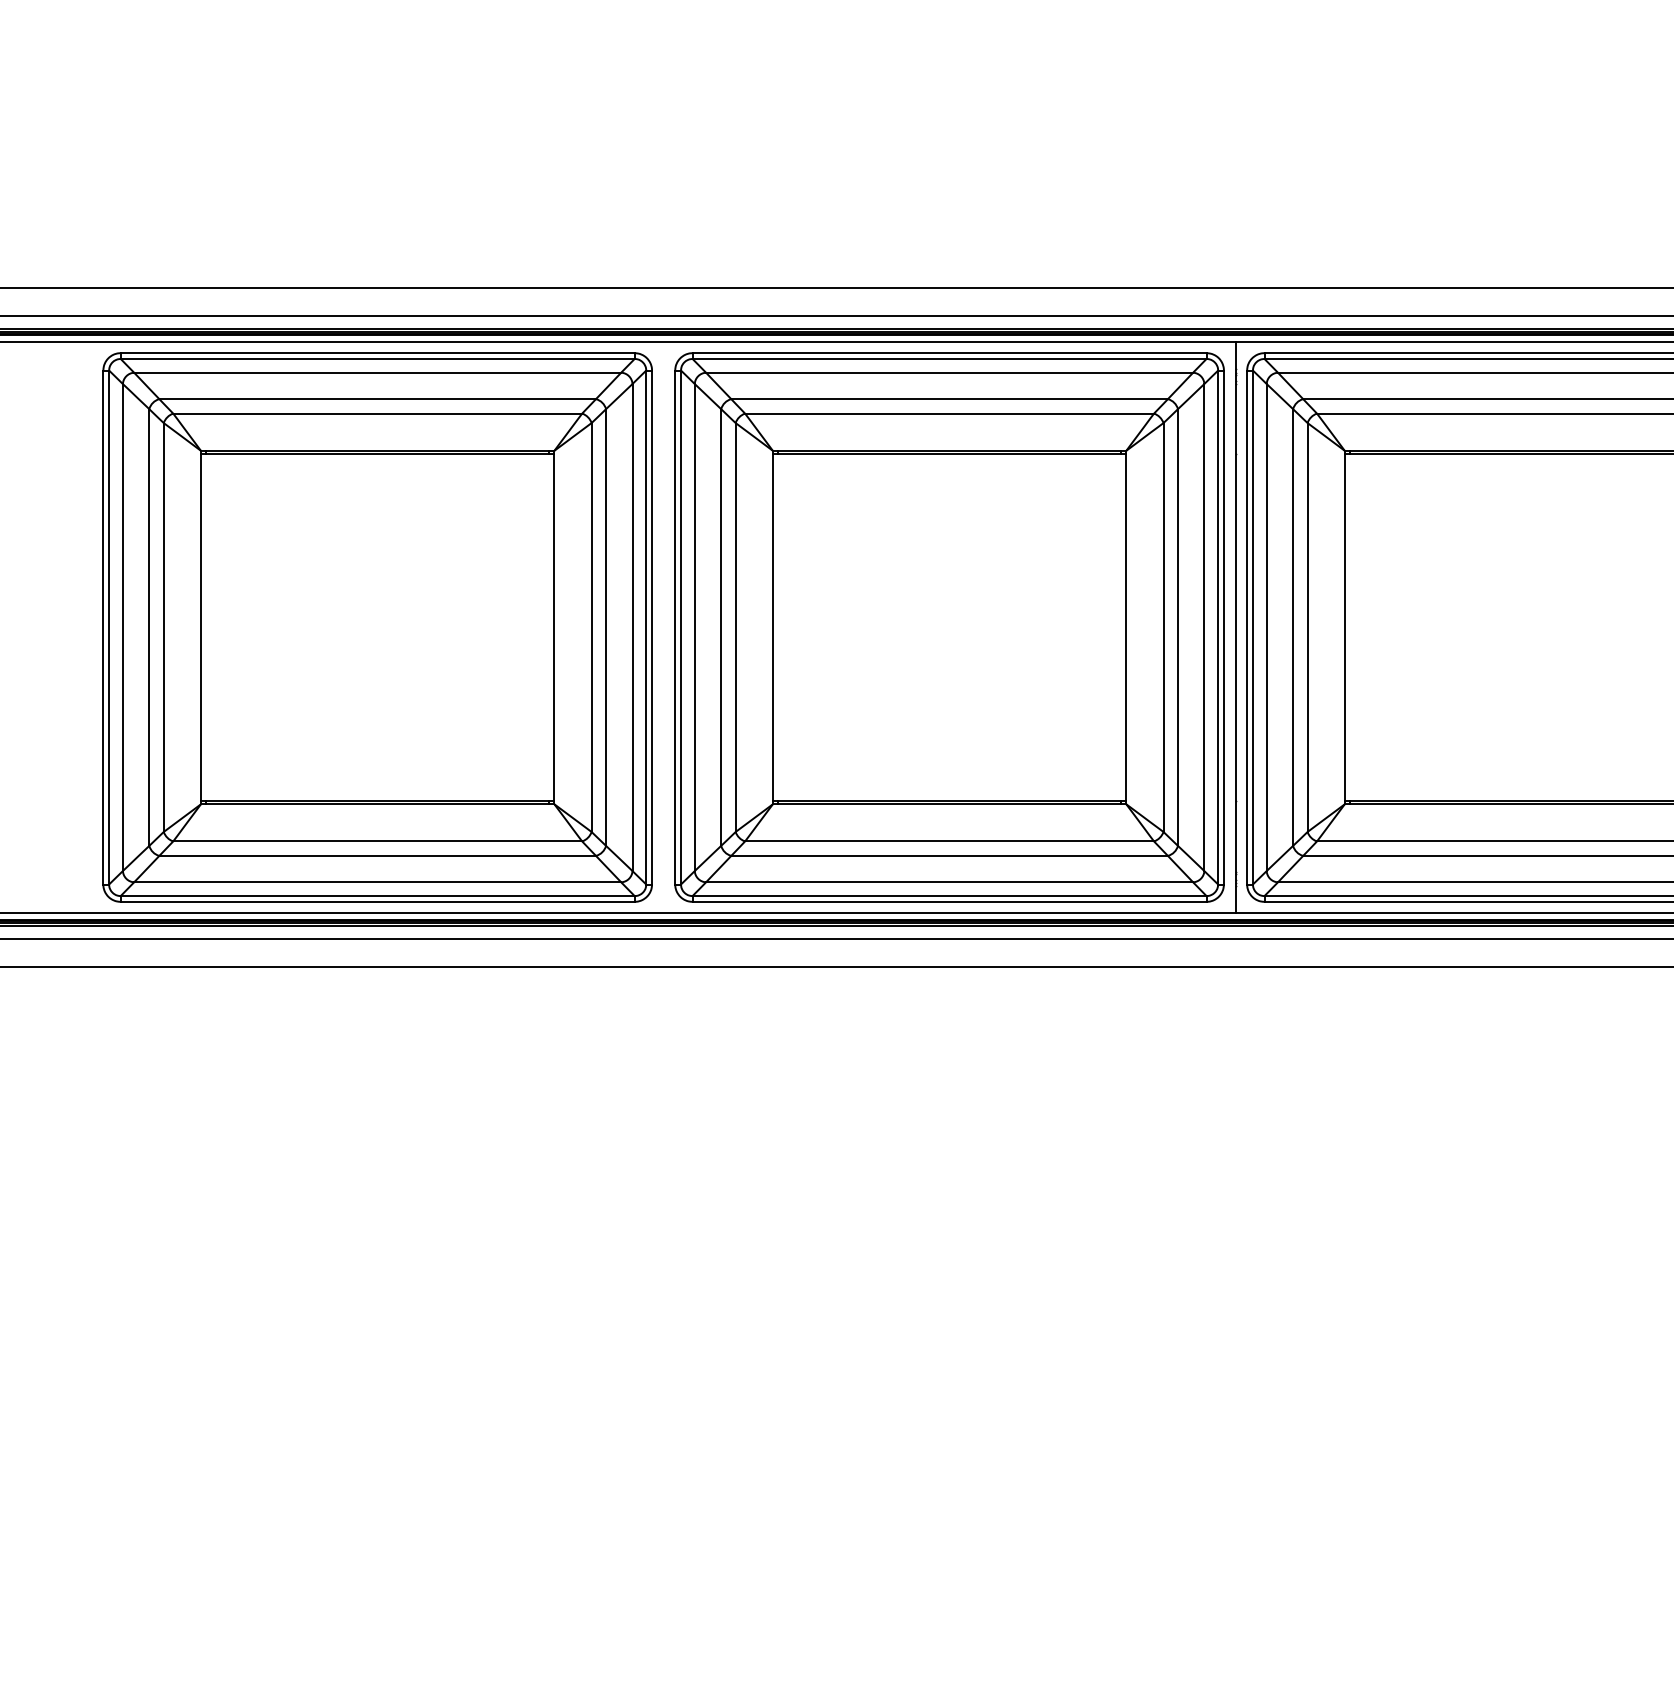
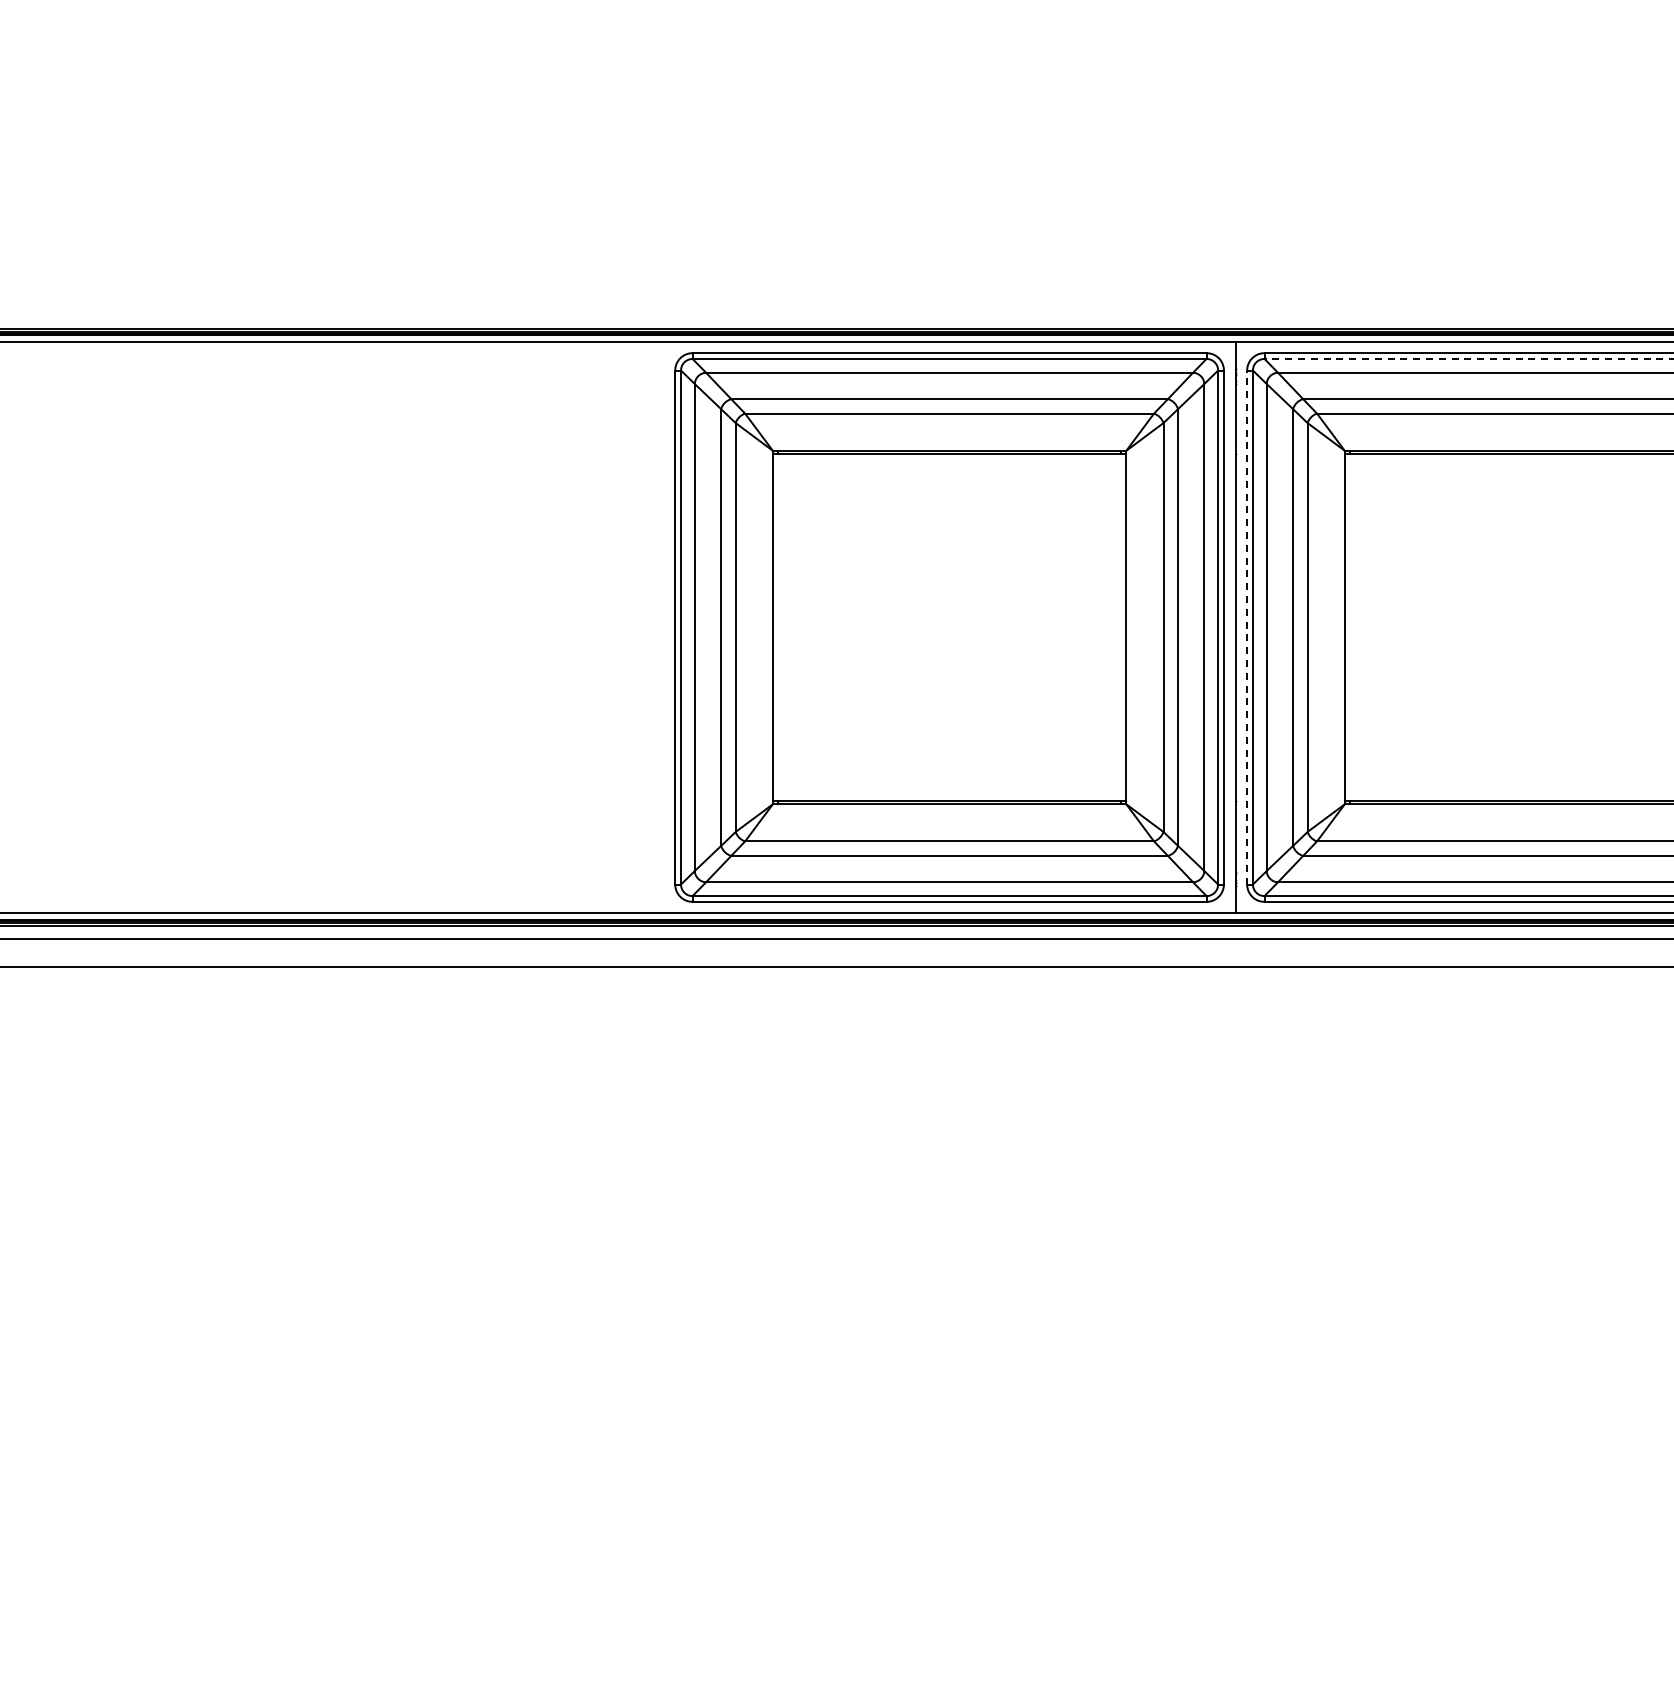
line: present -> none (836, 288)
line: present -> none (836, 316)
line: solid -> dashed (1468, 358)
part: present -> none (377, 627)
line: solid -> dashed (1247, 627)
